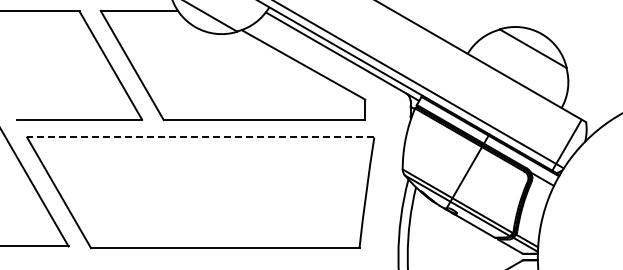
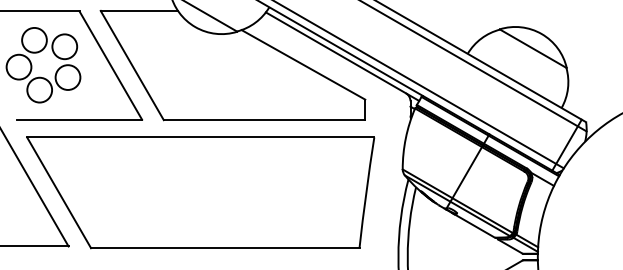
part: none -> present (32, 65)
line: none -> present (474, 66)
line: dashed -> solid (200, 137)
